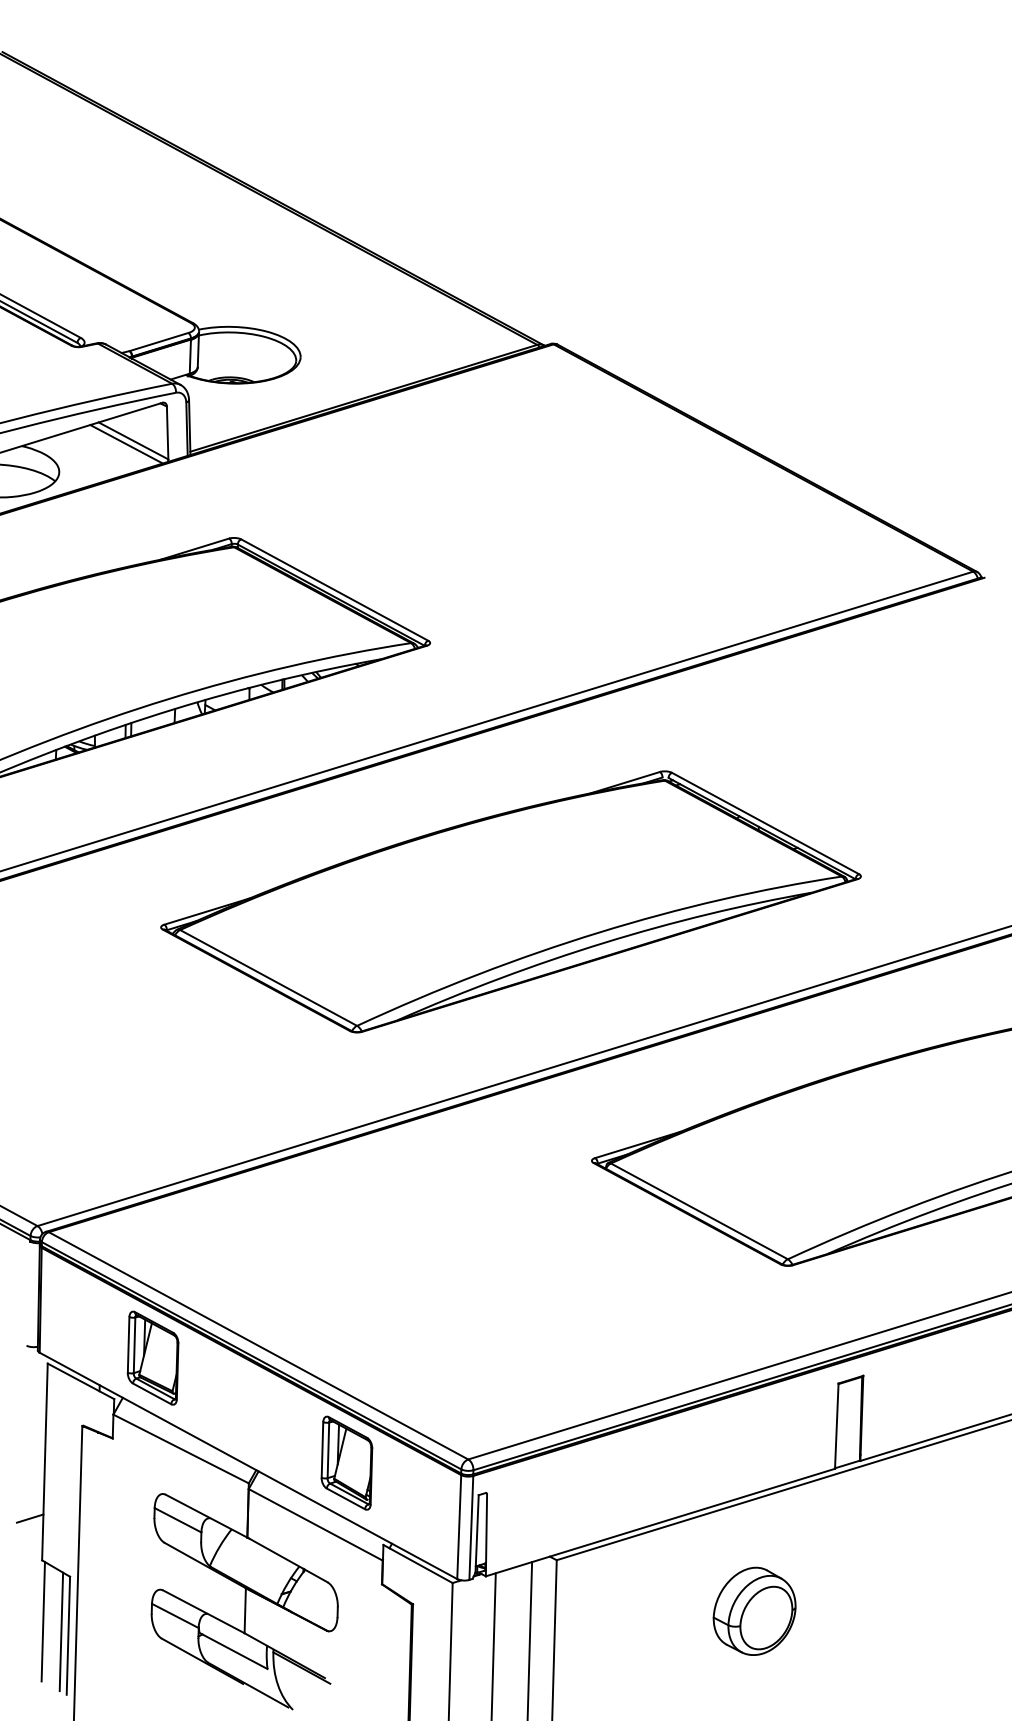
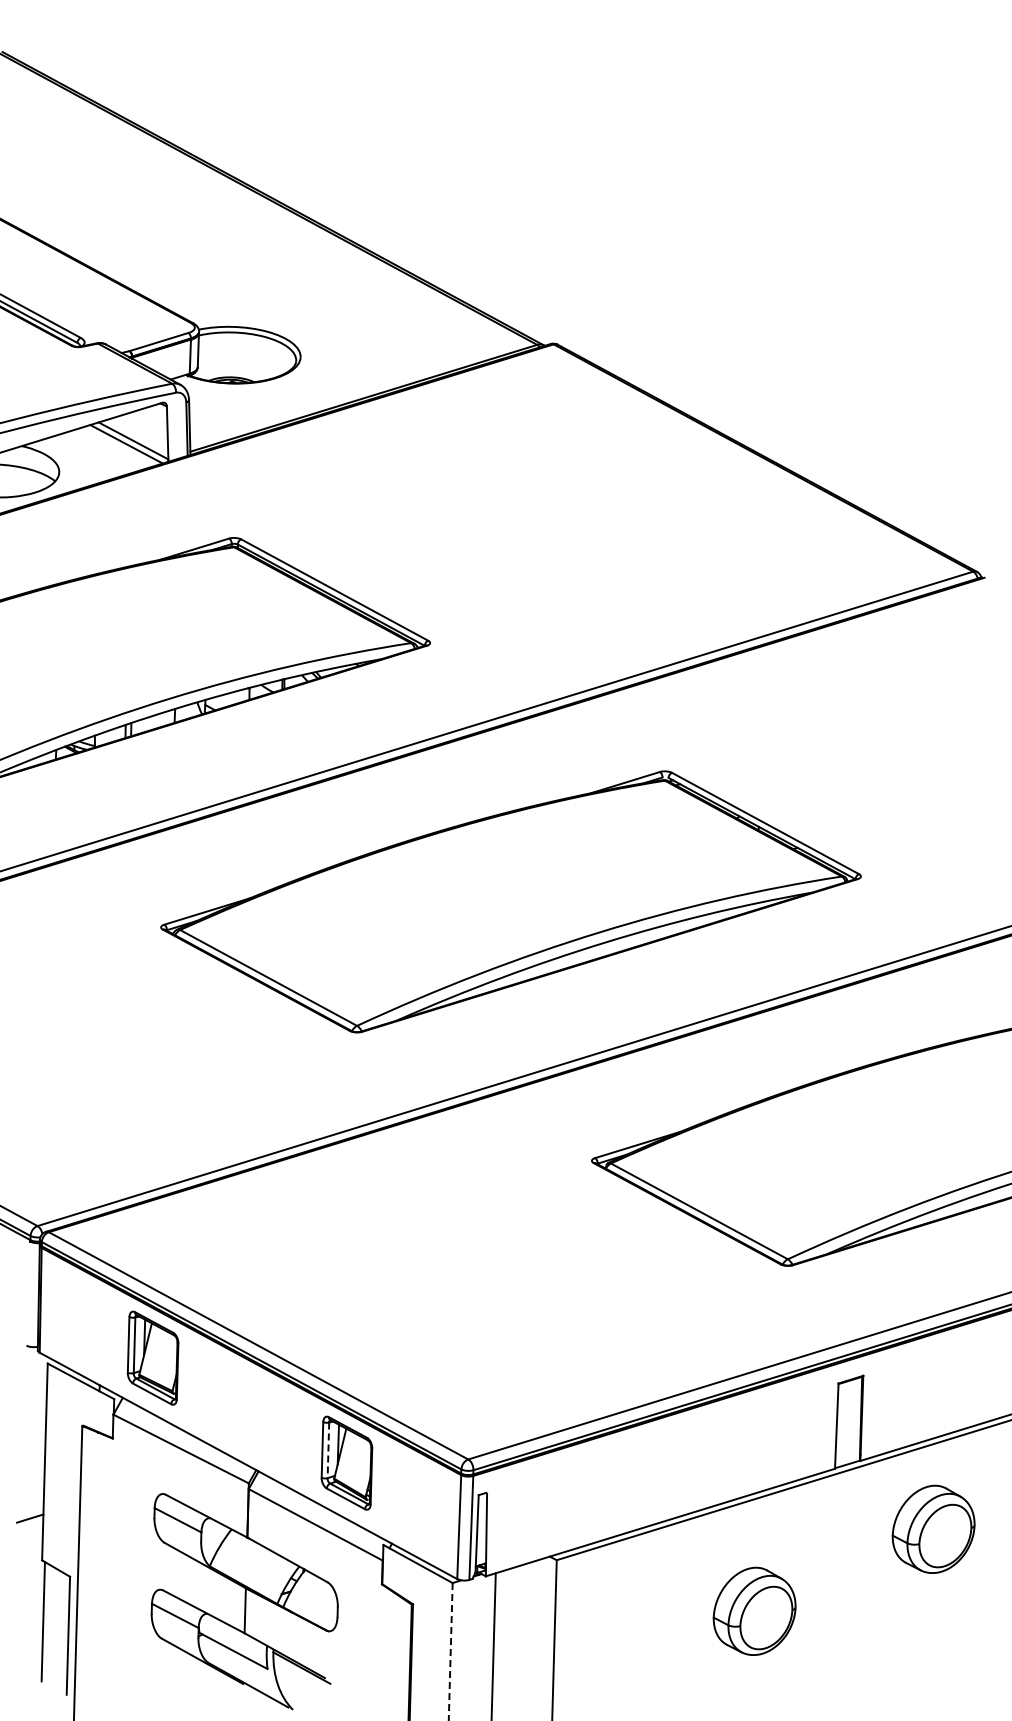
line: solid -> dashed (328, 1450)
part: none -> present (933, 1528)
line: present -> none (61, 1631)
line: present -> none (529, 1639)
line: solid -> dashed (450, 1651)
